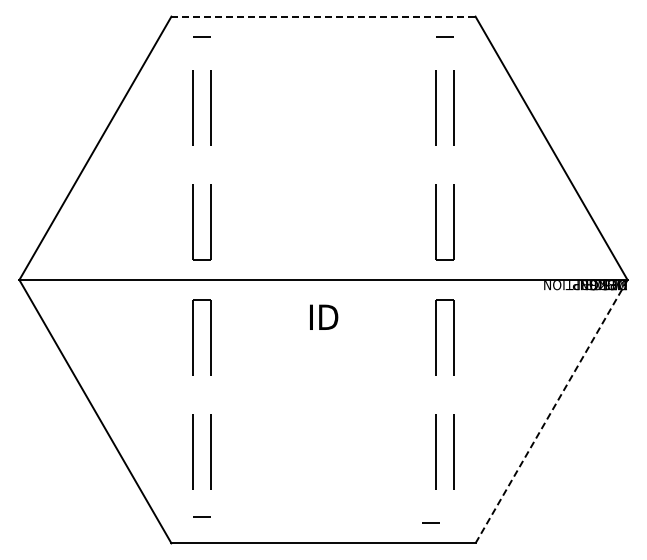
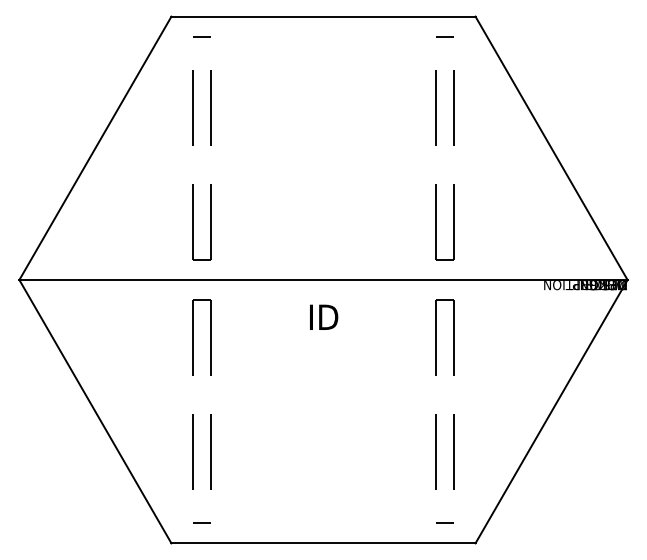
line: dashed -> solid (323, 16)
line: dashed -> solid (551, 412)
line position: (201, 516) -> (201, 522) (201, 522)
line position: (430, 522) -> (444, 522) (444, 522)
